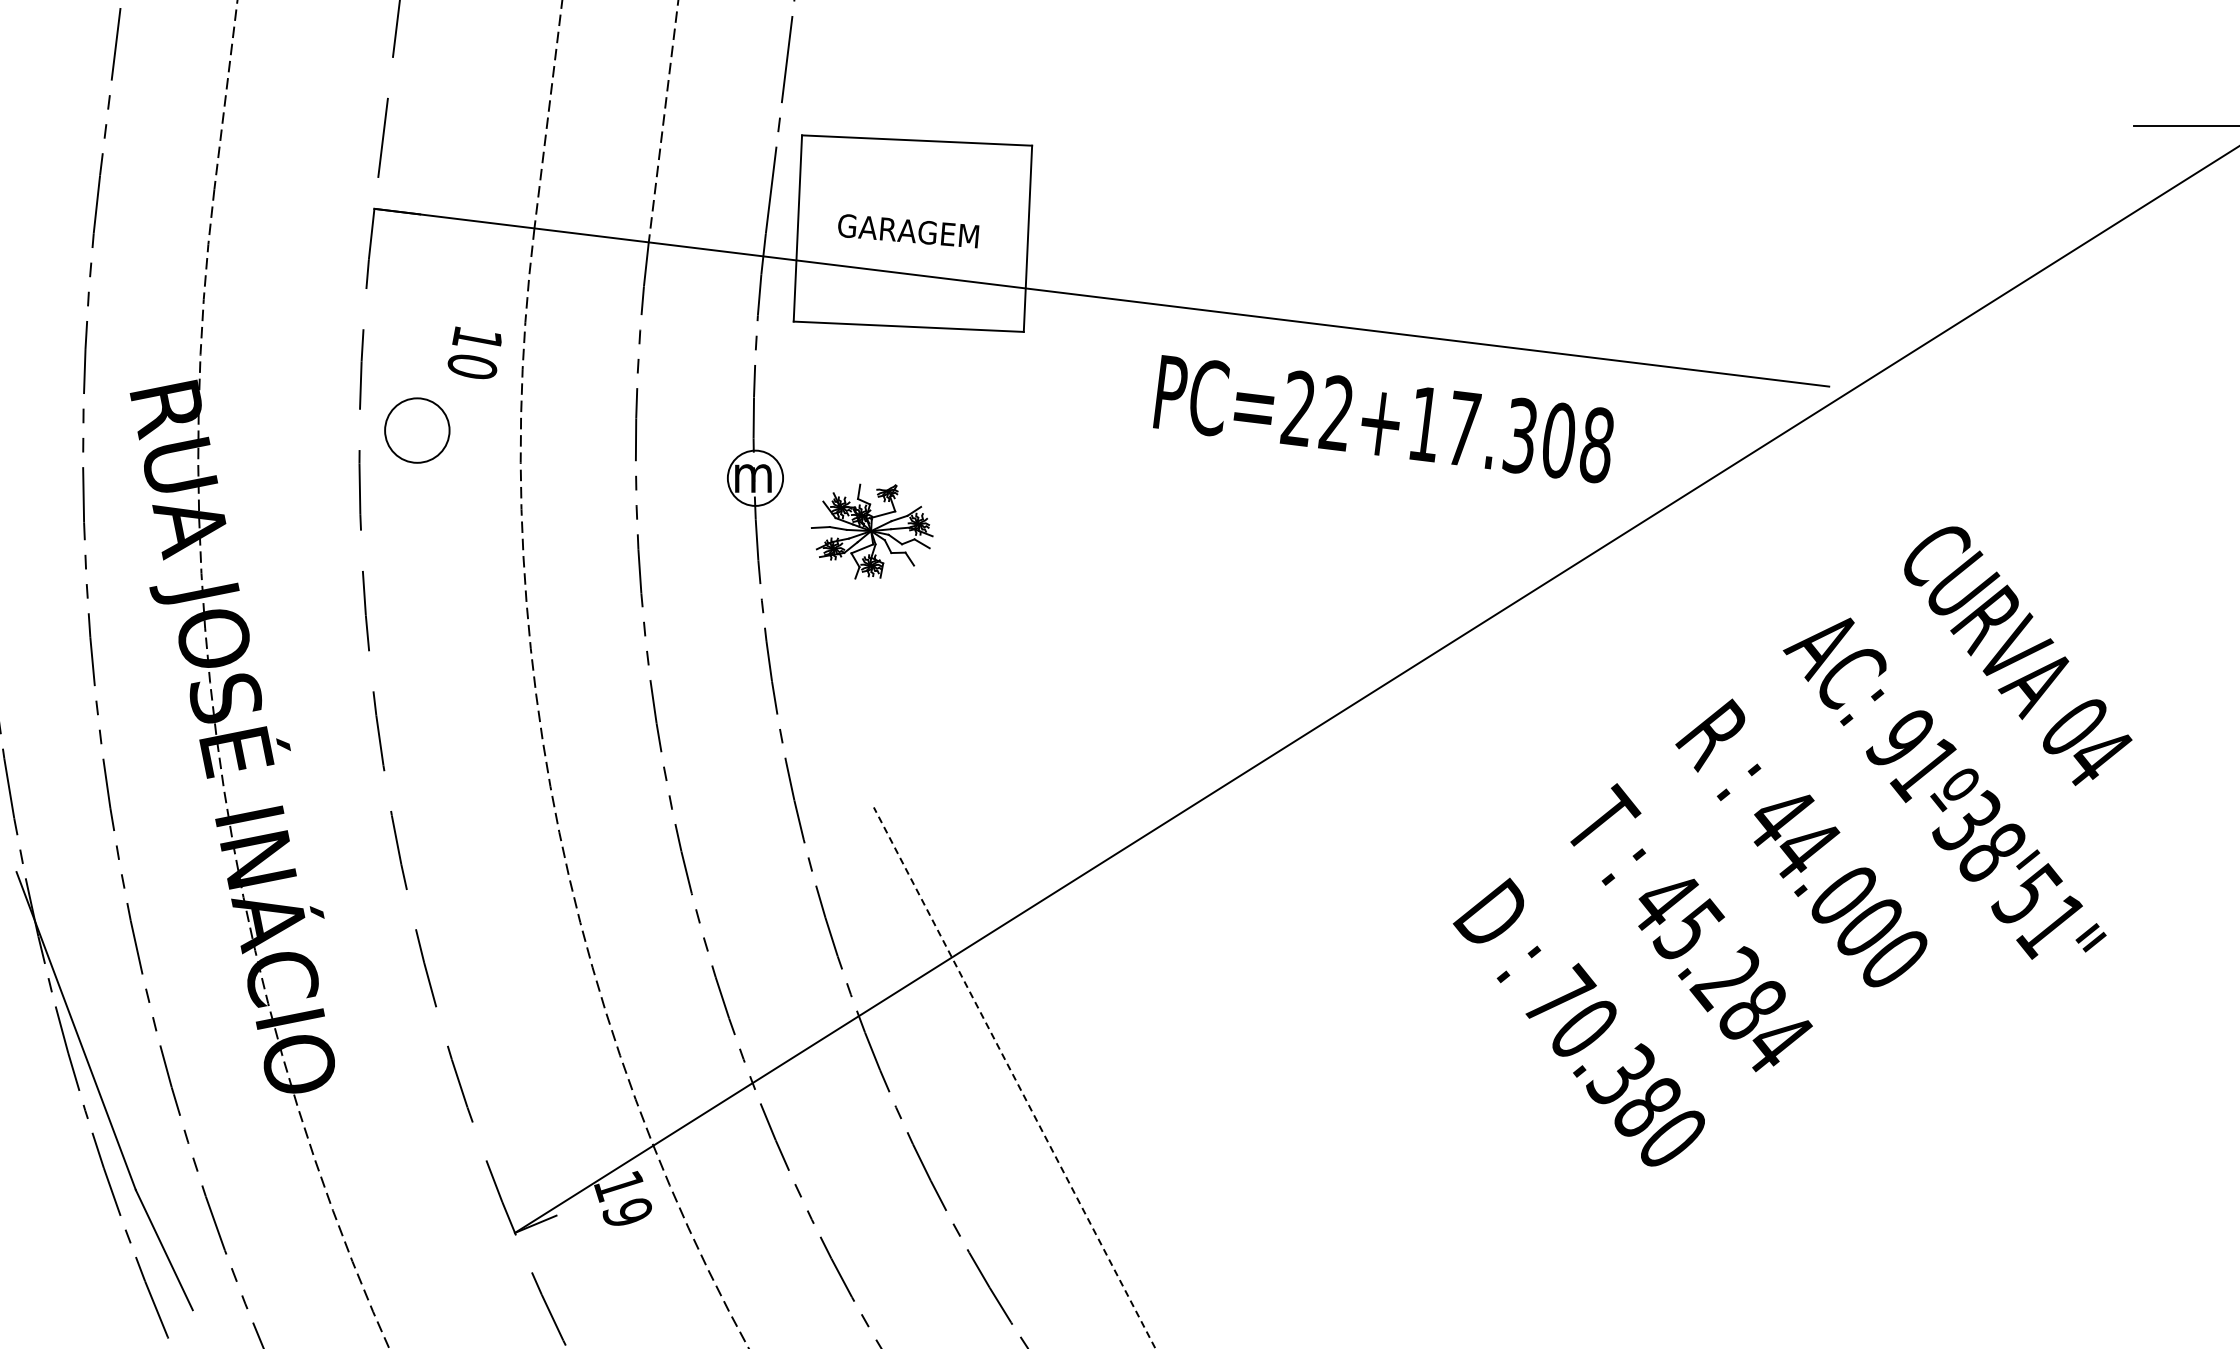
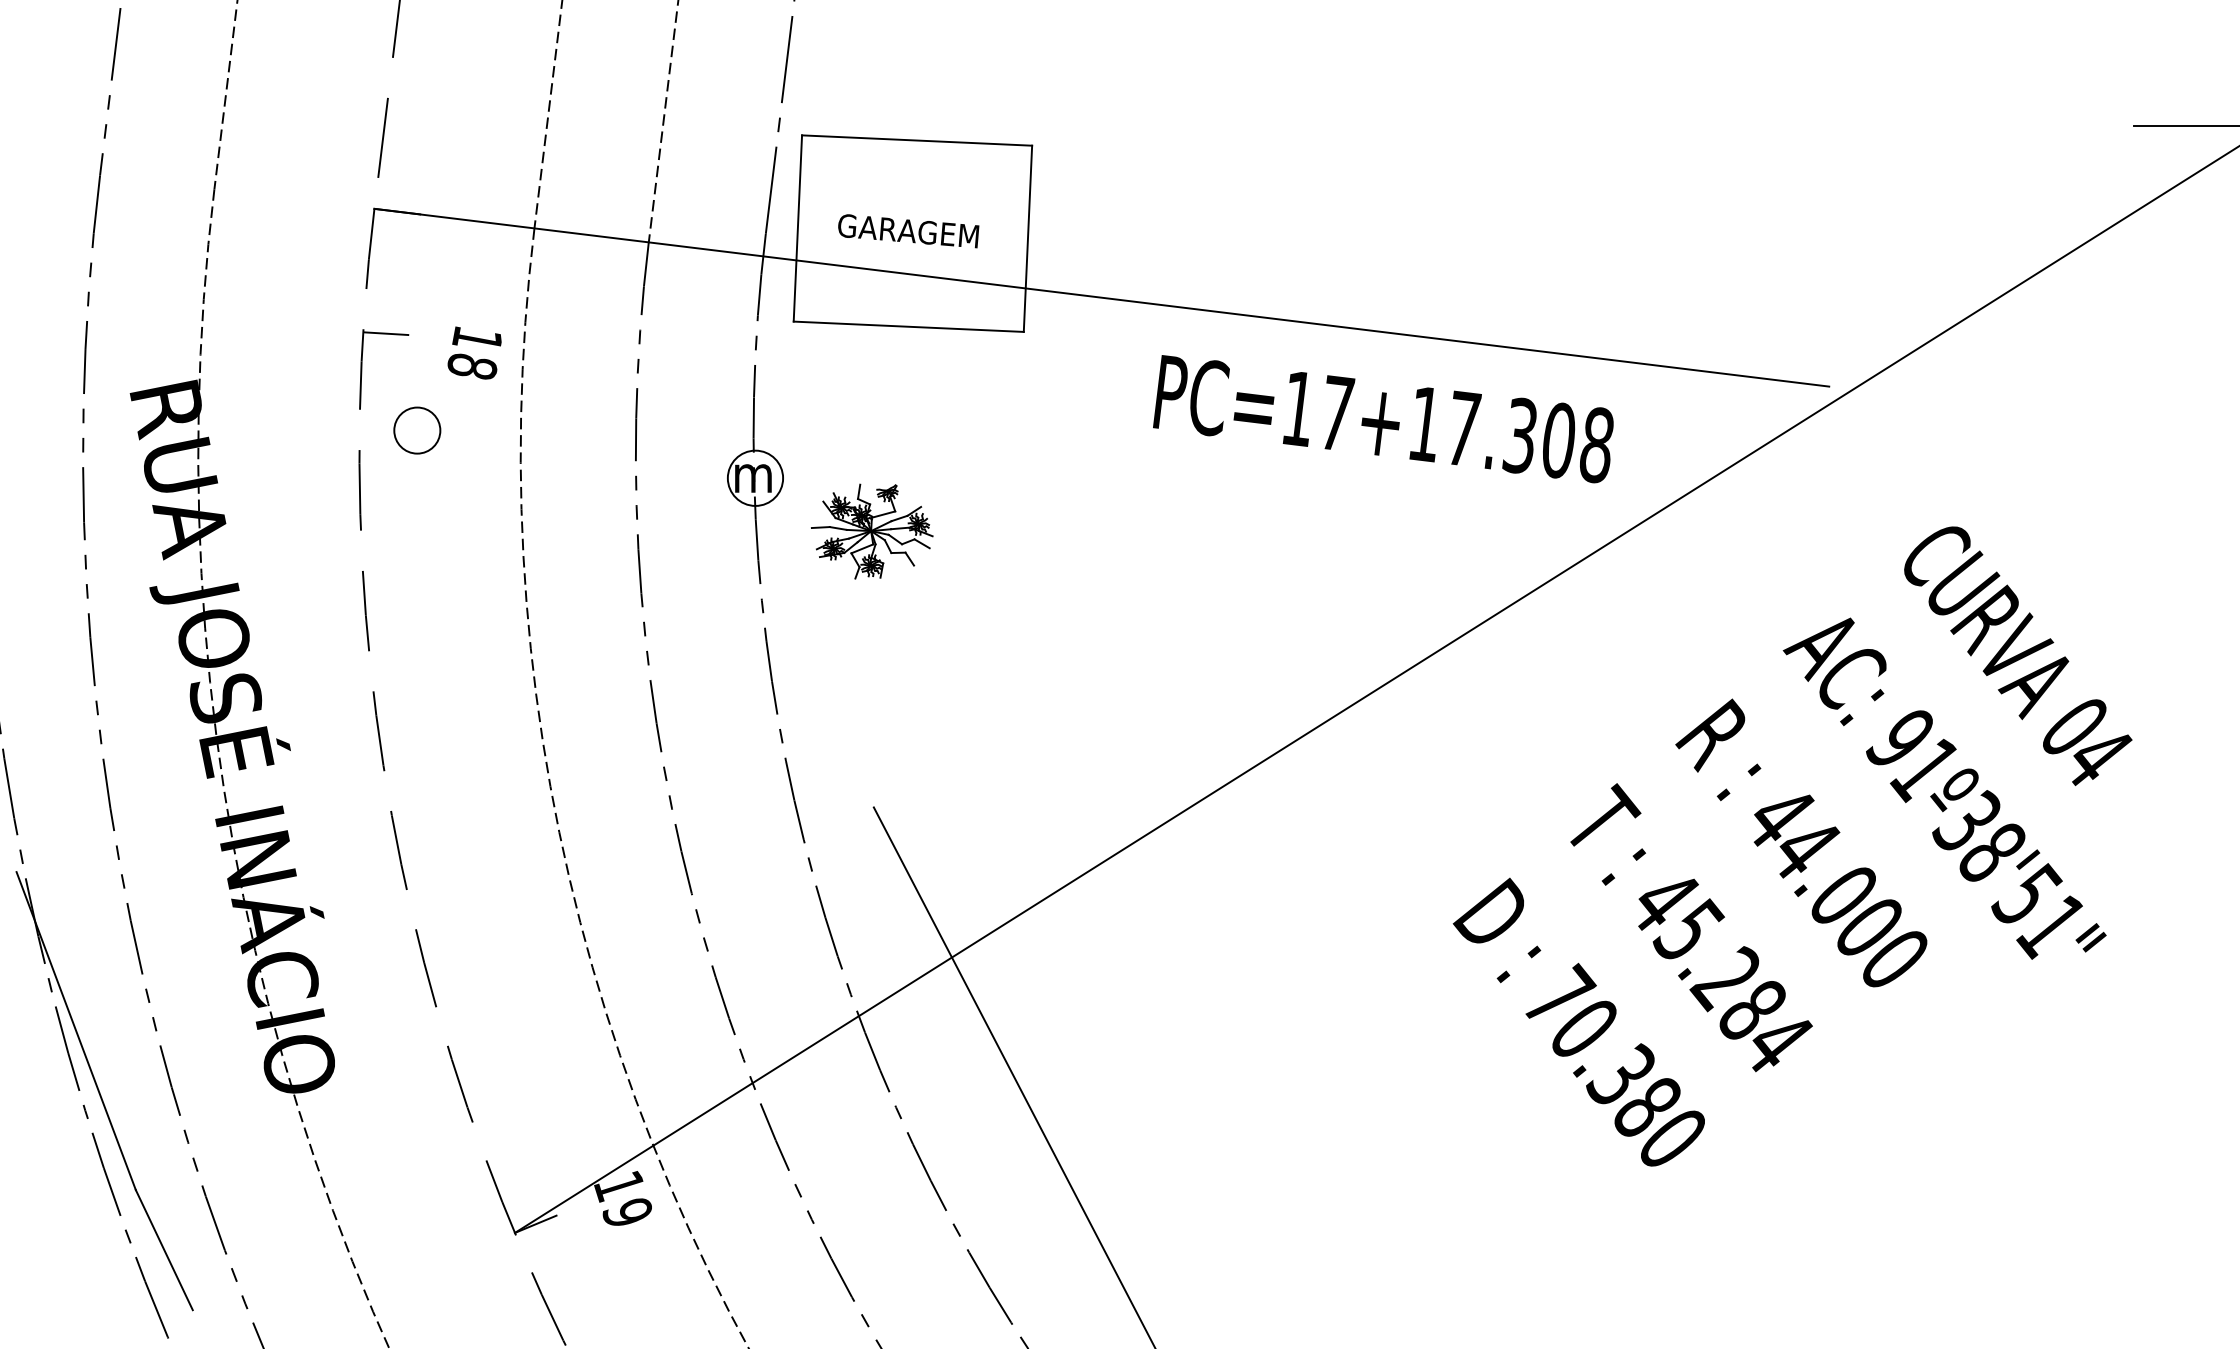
line: none -> present (386, 333)
text: 10 -> 18 (472, 366)
text: PC=22+17.308 -> PC=17+17.308 (1317, 410)
circle diameter: 64 px -> 46 px (417, 430)
line: dashed -> solid (1014, 1077)
